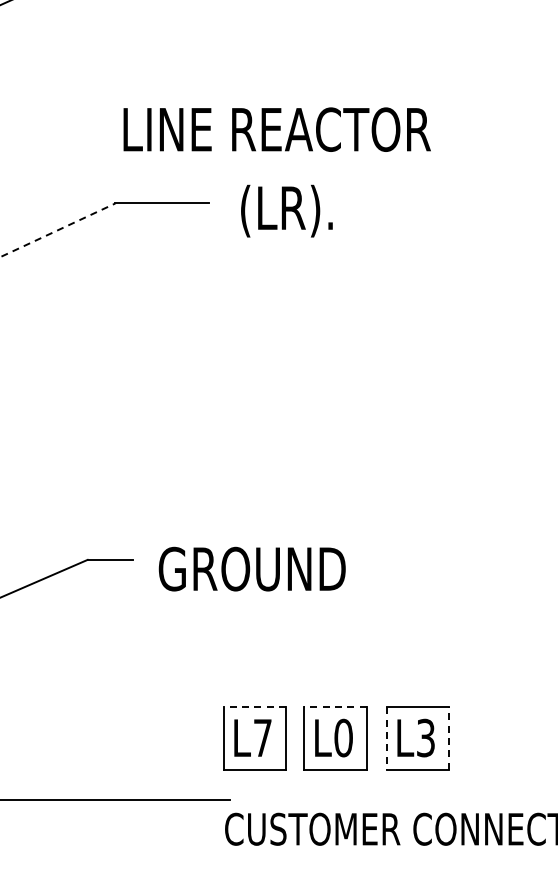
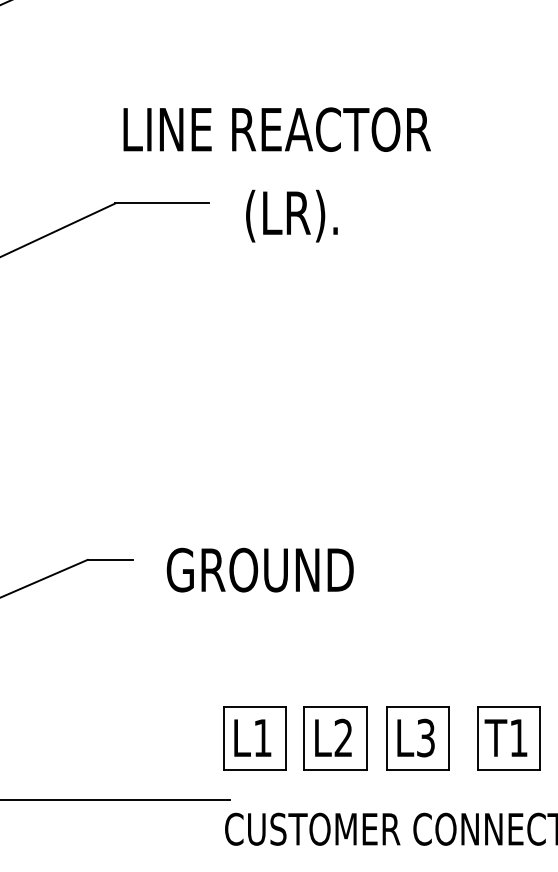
text position: (286, 210) -> (291, 215) (291, 215)
line: dashed -> solid (58, 229)
text position: (251, 568) -> (259, 569) (259, 569)
line: dashed -> solid (254, 707)
line: dashed -> solid (335, 707)
text: L7 -> L1 (262, 737)
text: L0 -> L2 (343, 737)
line: dashed -> solid (386, 738)
line: dashed -> solid (448, 738)
part: none -> present (508, 738)
